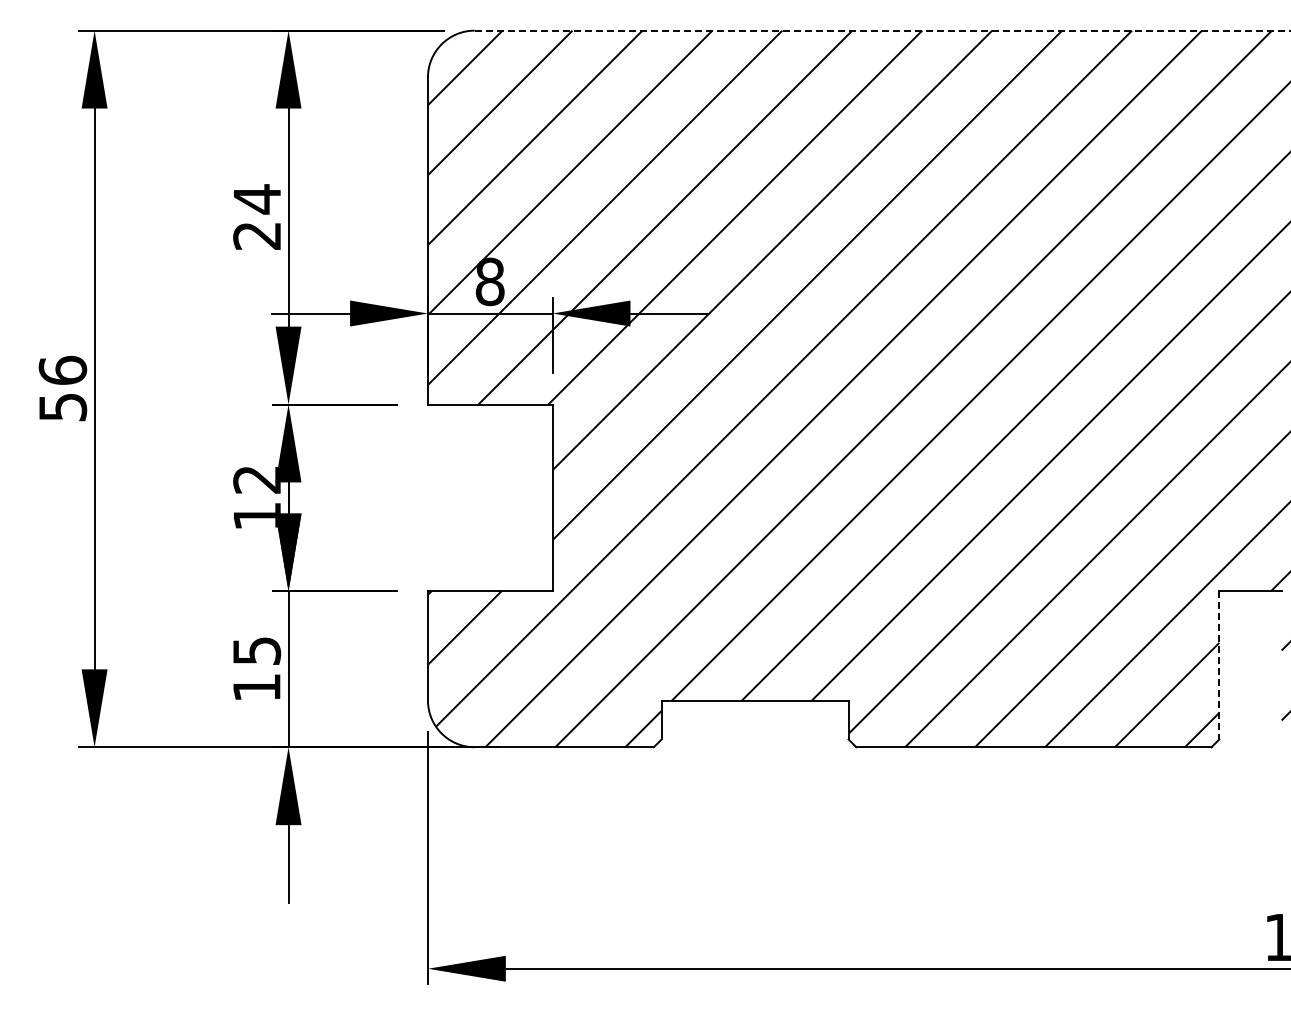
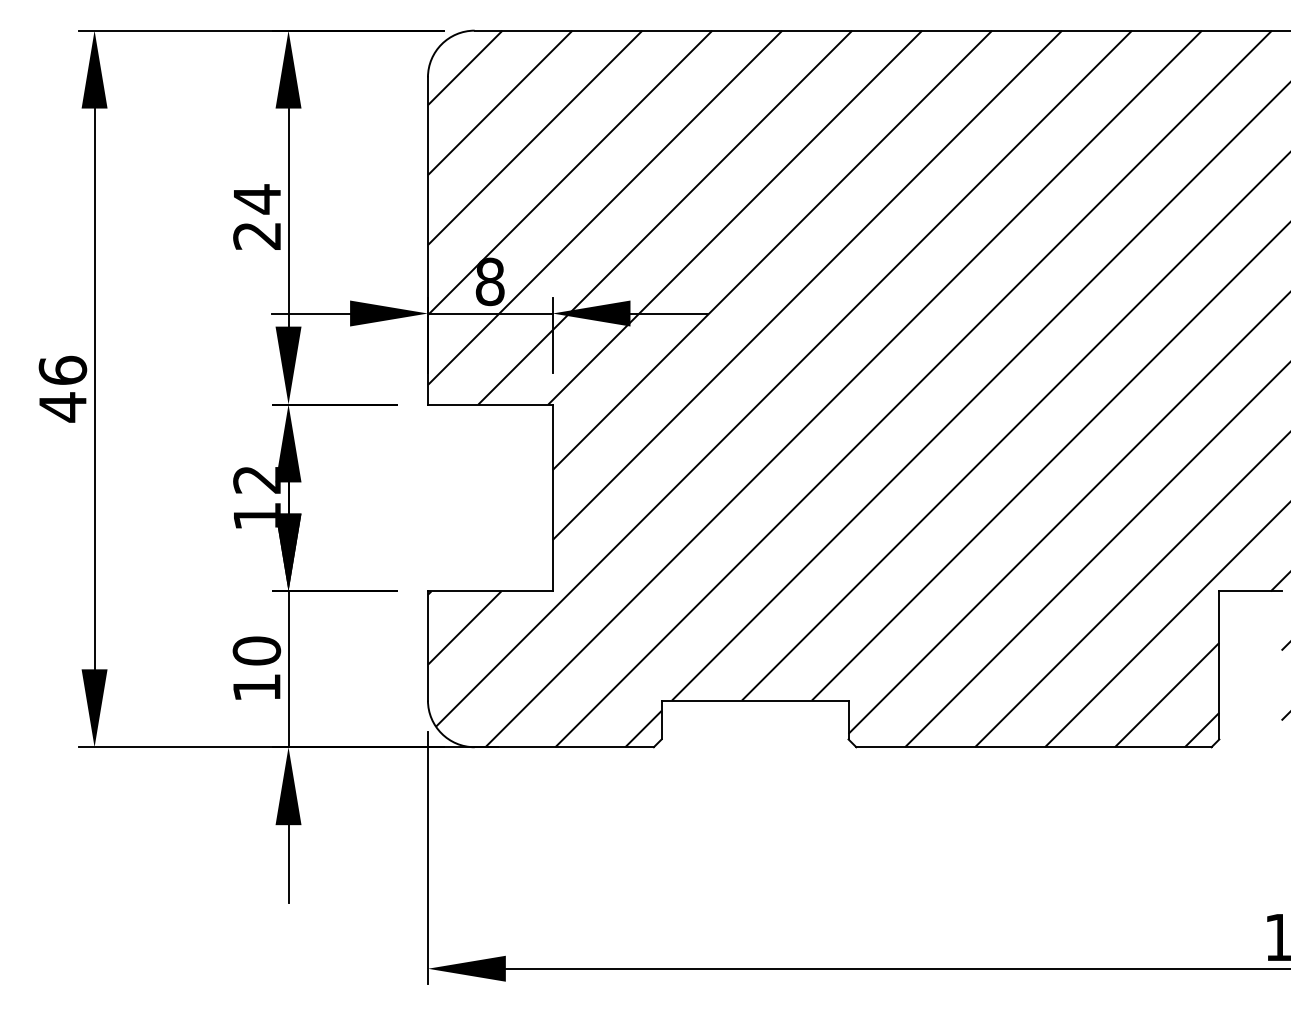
line: dashed -> solid (882, 30)
text: 56 -> 46 (63, 407)
text: 15 -> 10 (256, 650)
line: dashed -> solid (1219, 665)
